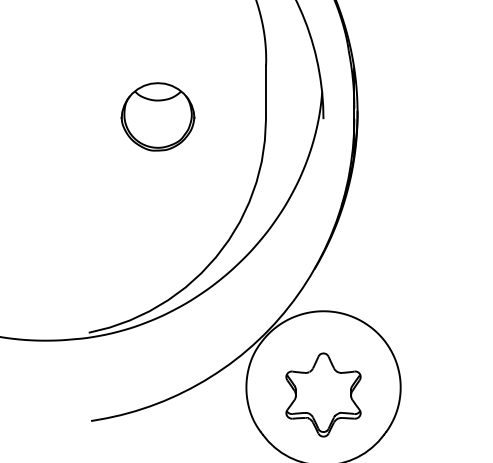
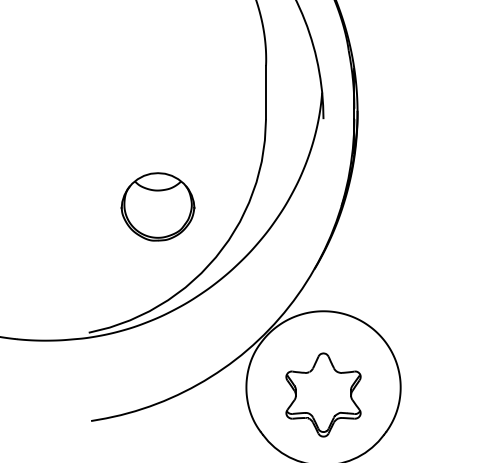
part position: (157, 116) -> (157, 206) (157, 206)
